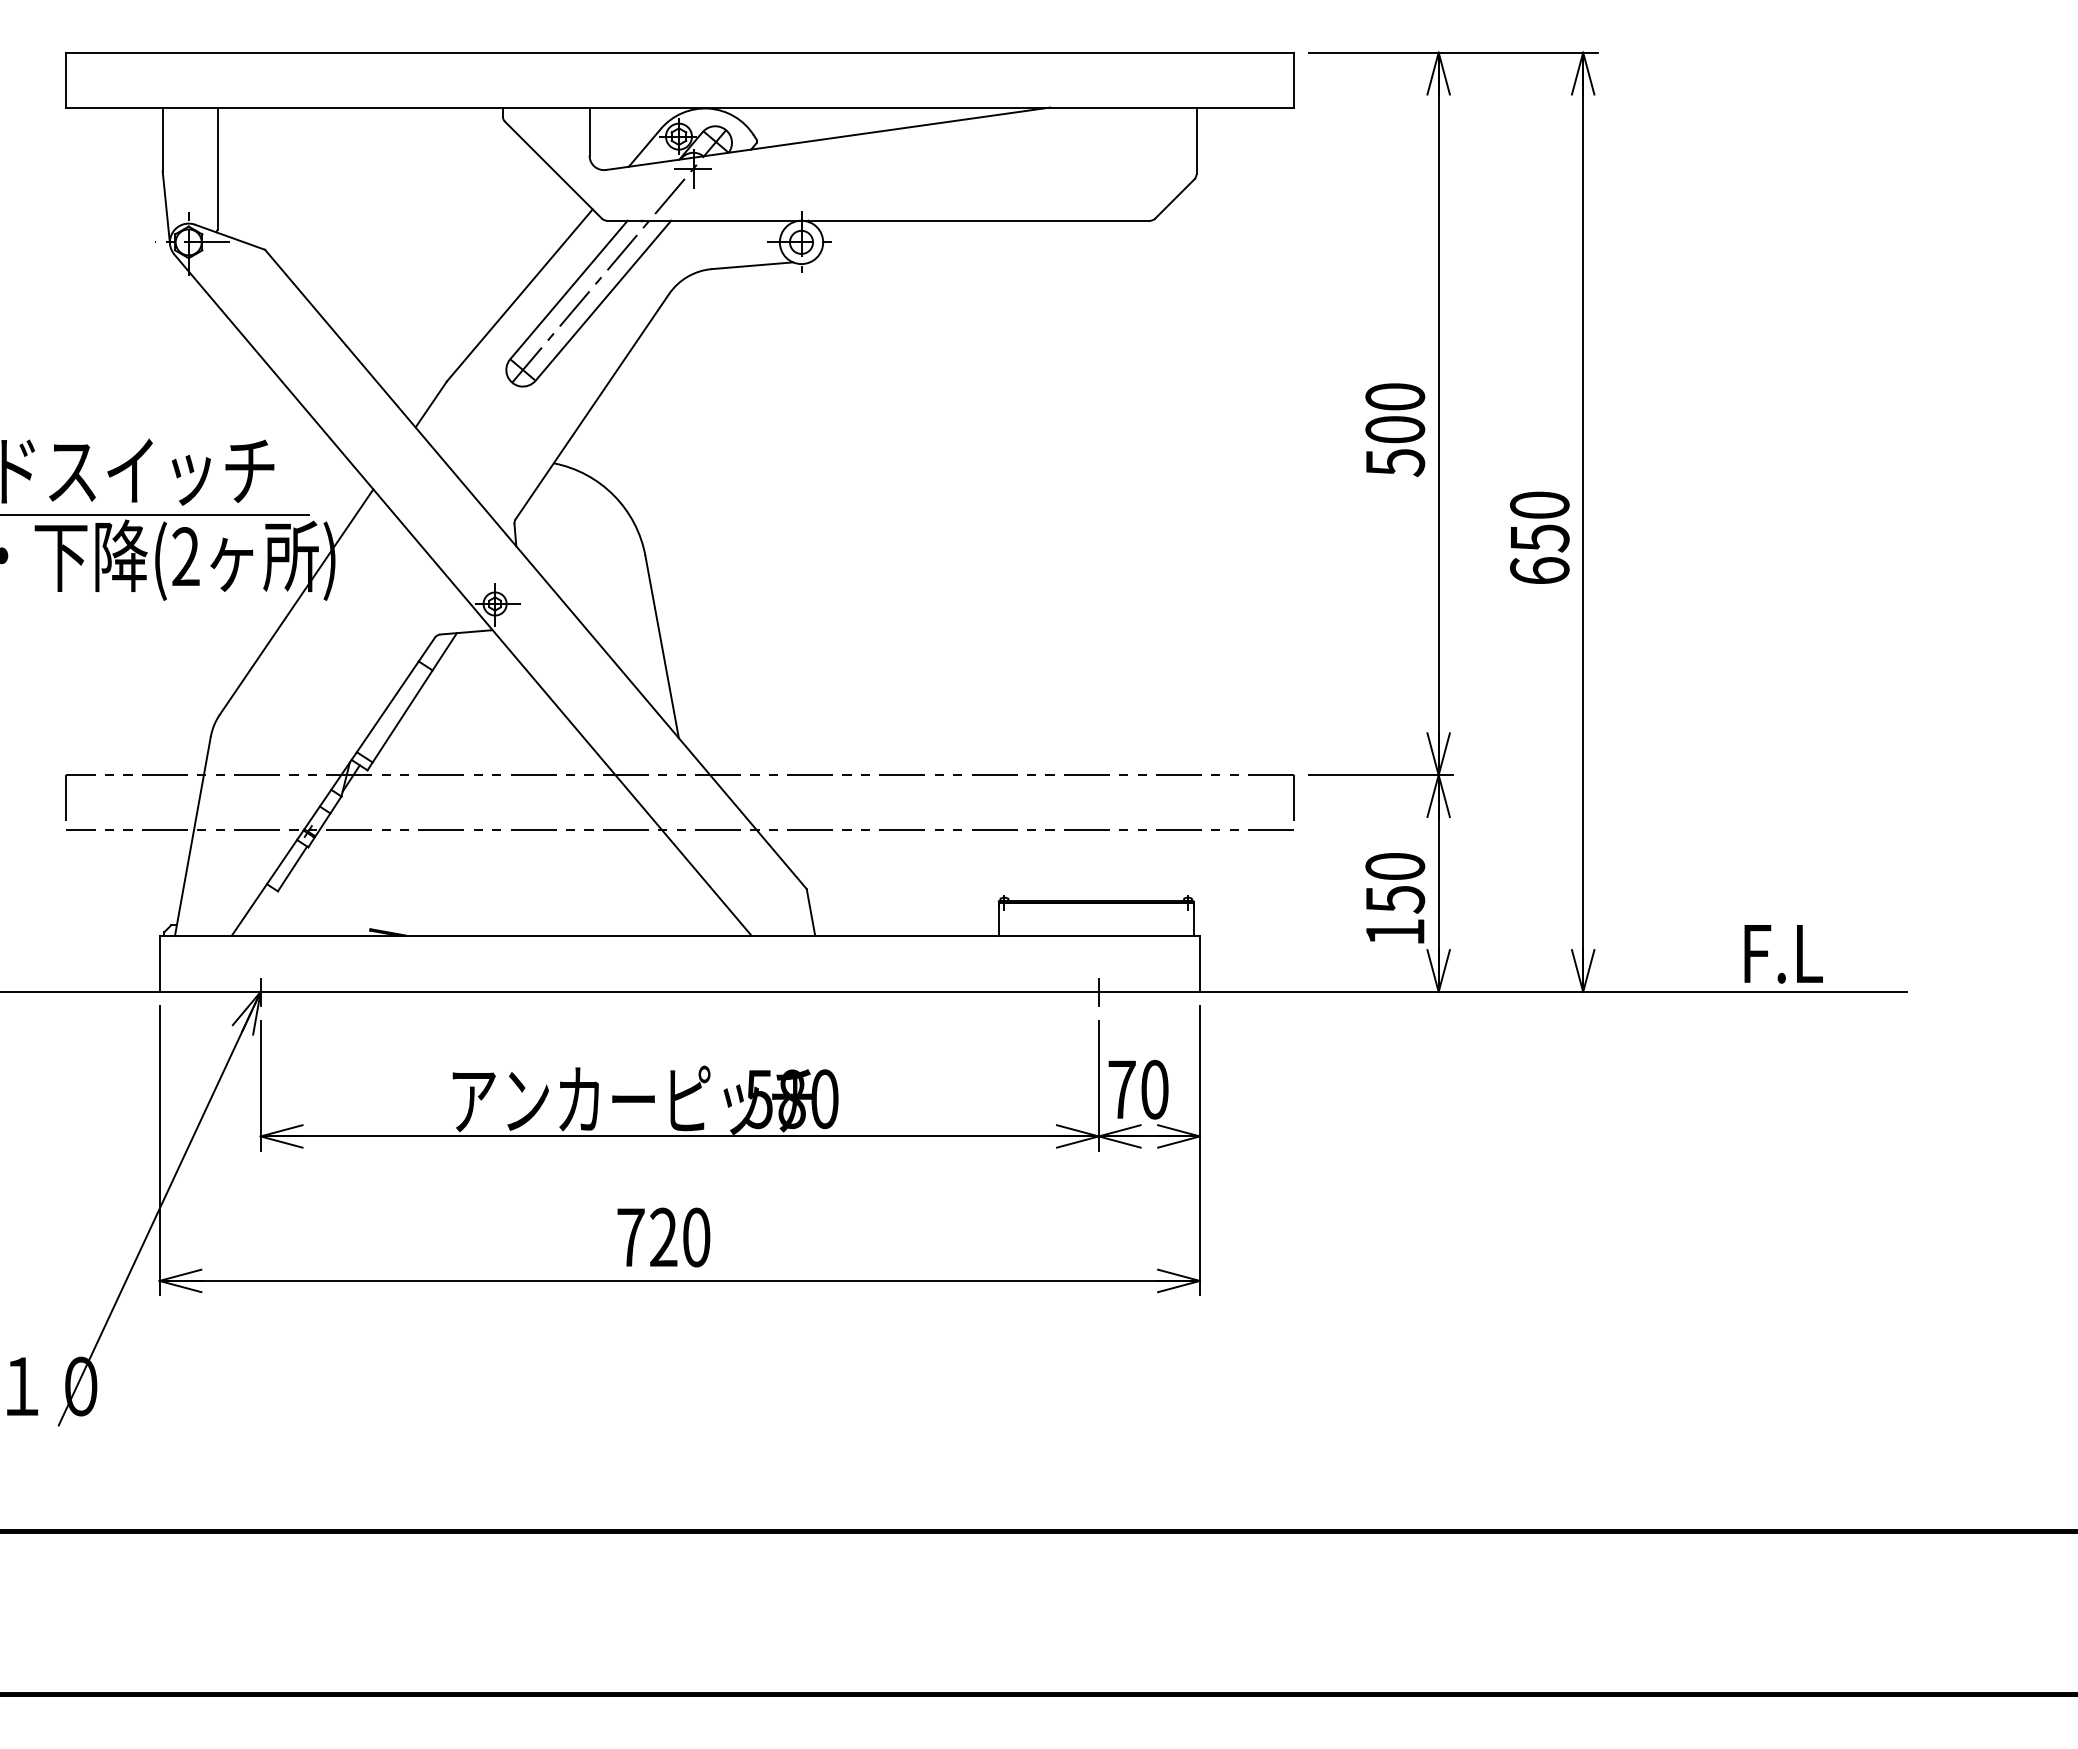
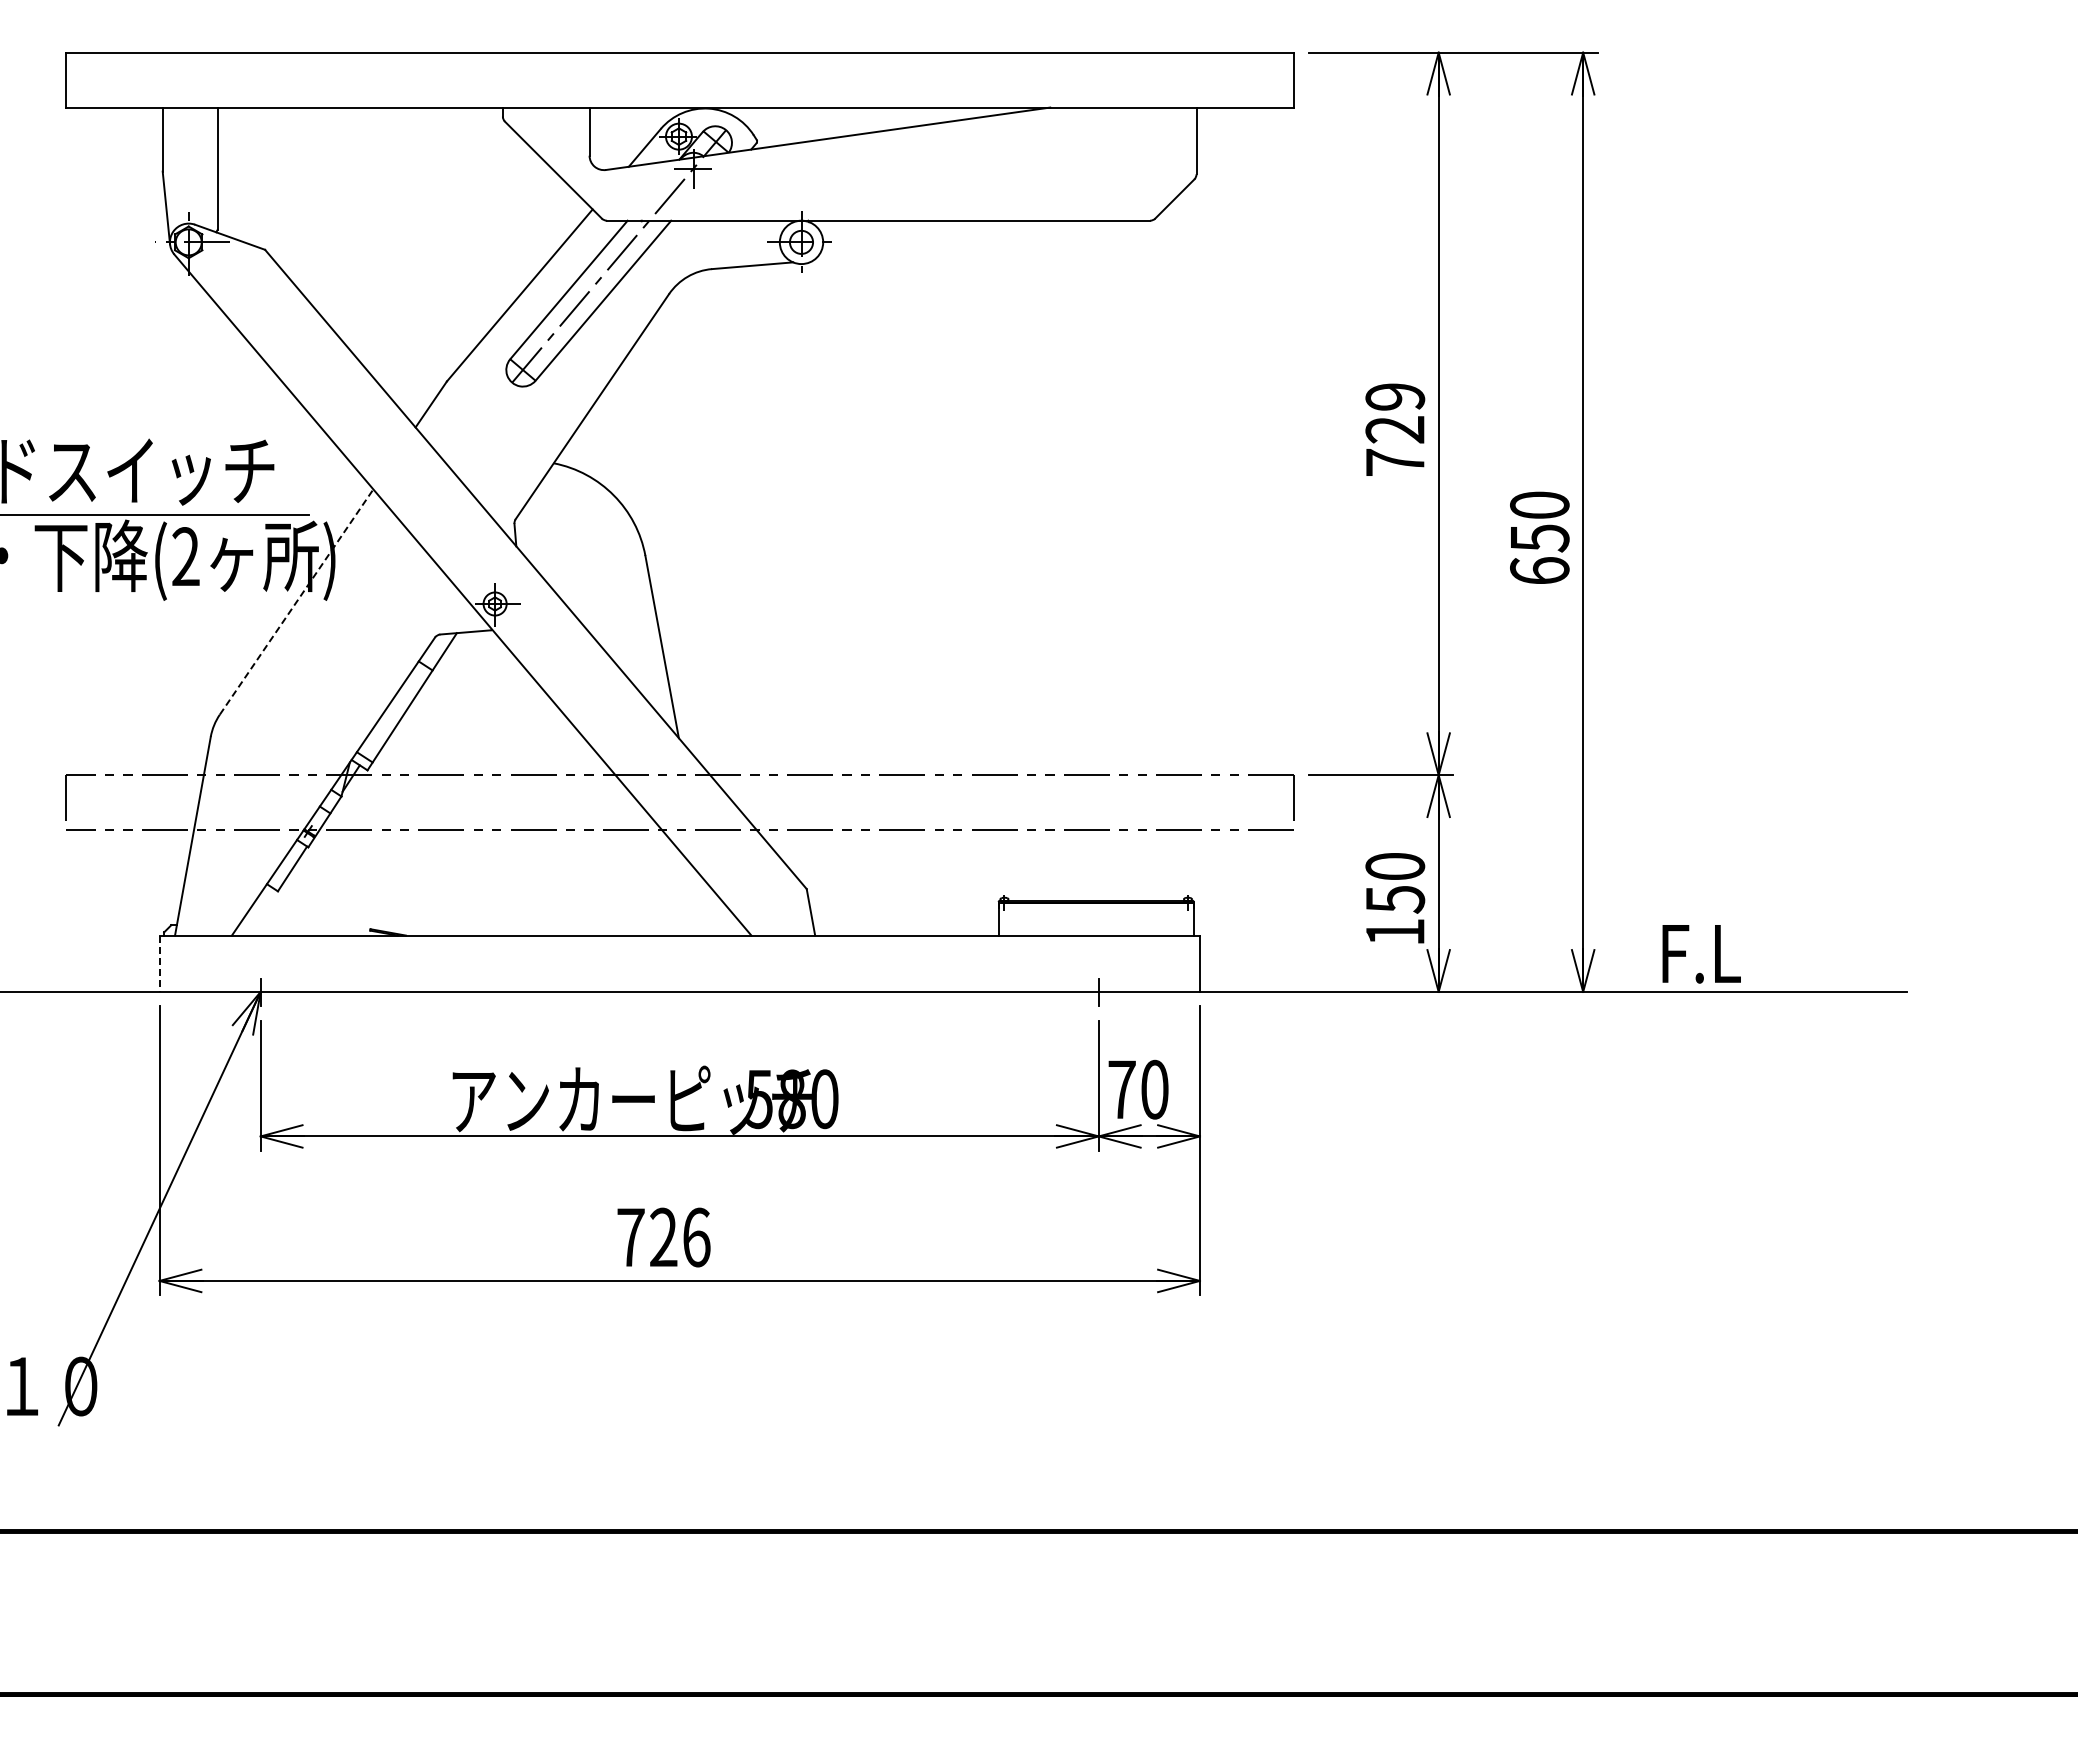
text: 500 -> 729 (1395, 430)
line: solid -> dashed (296, 601)
text position: (1783, 954) -> (1701, 954) (1701, 954)
line: solid -> dashed (159, 964)
text: 720 -> 726 (696, 1237)
